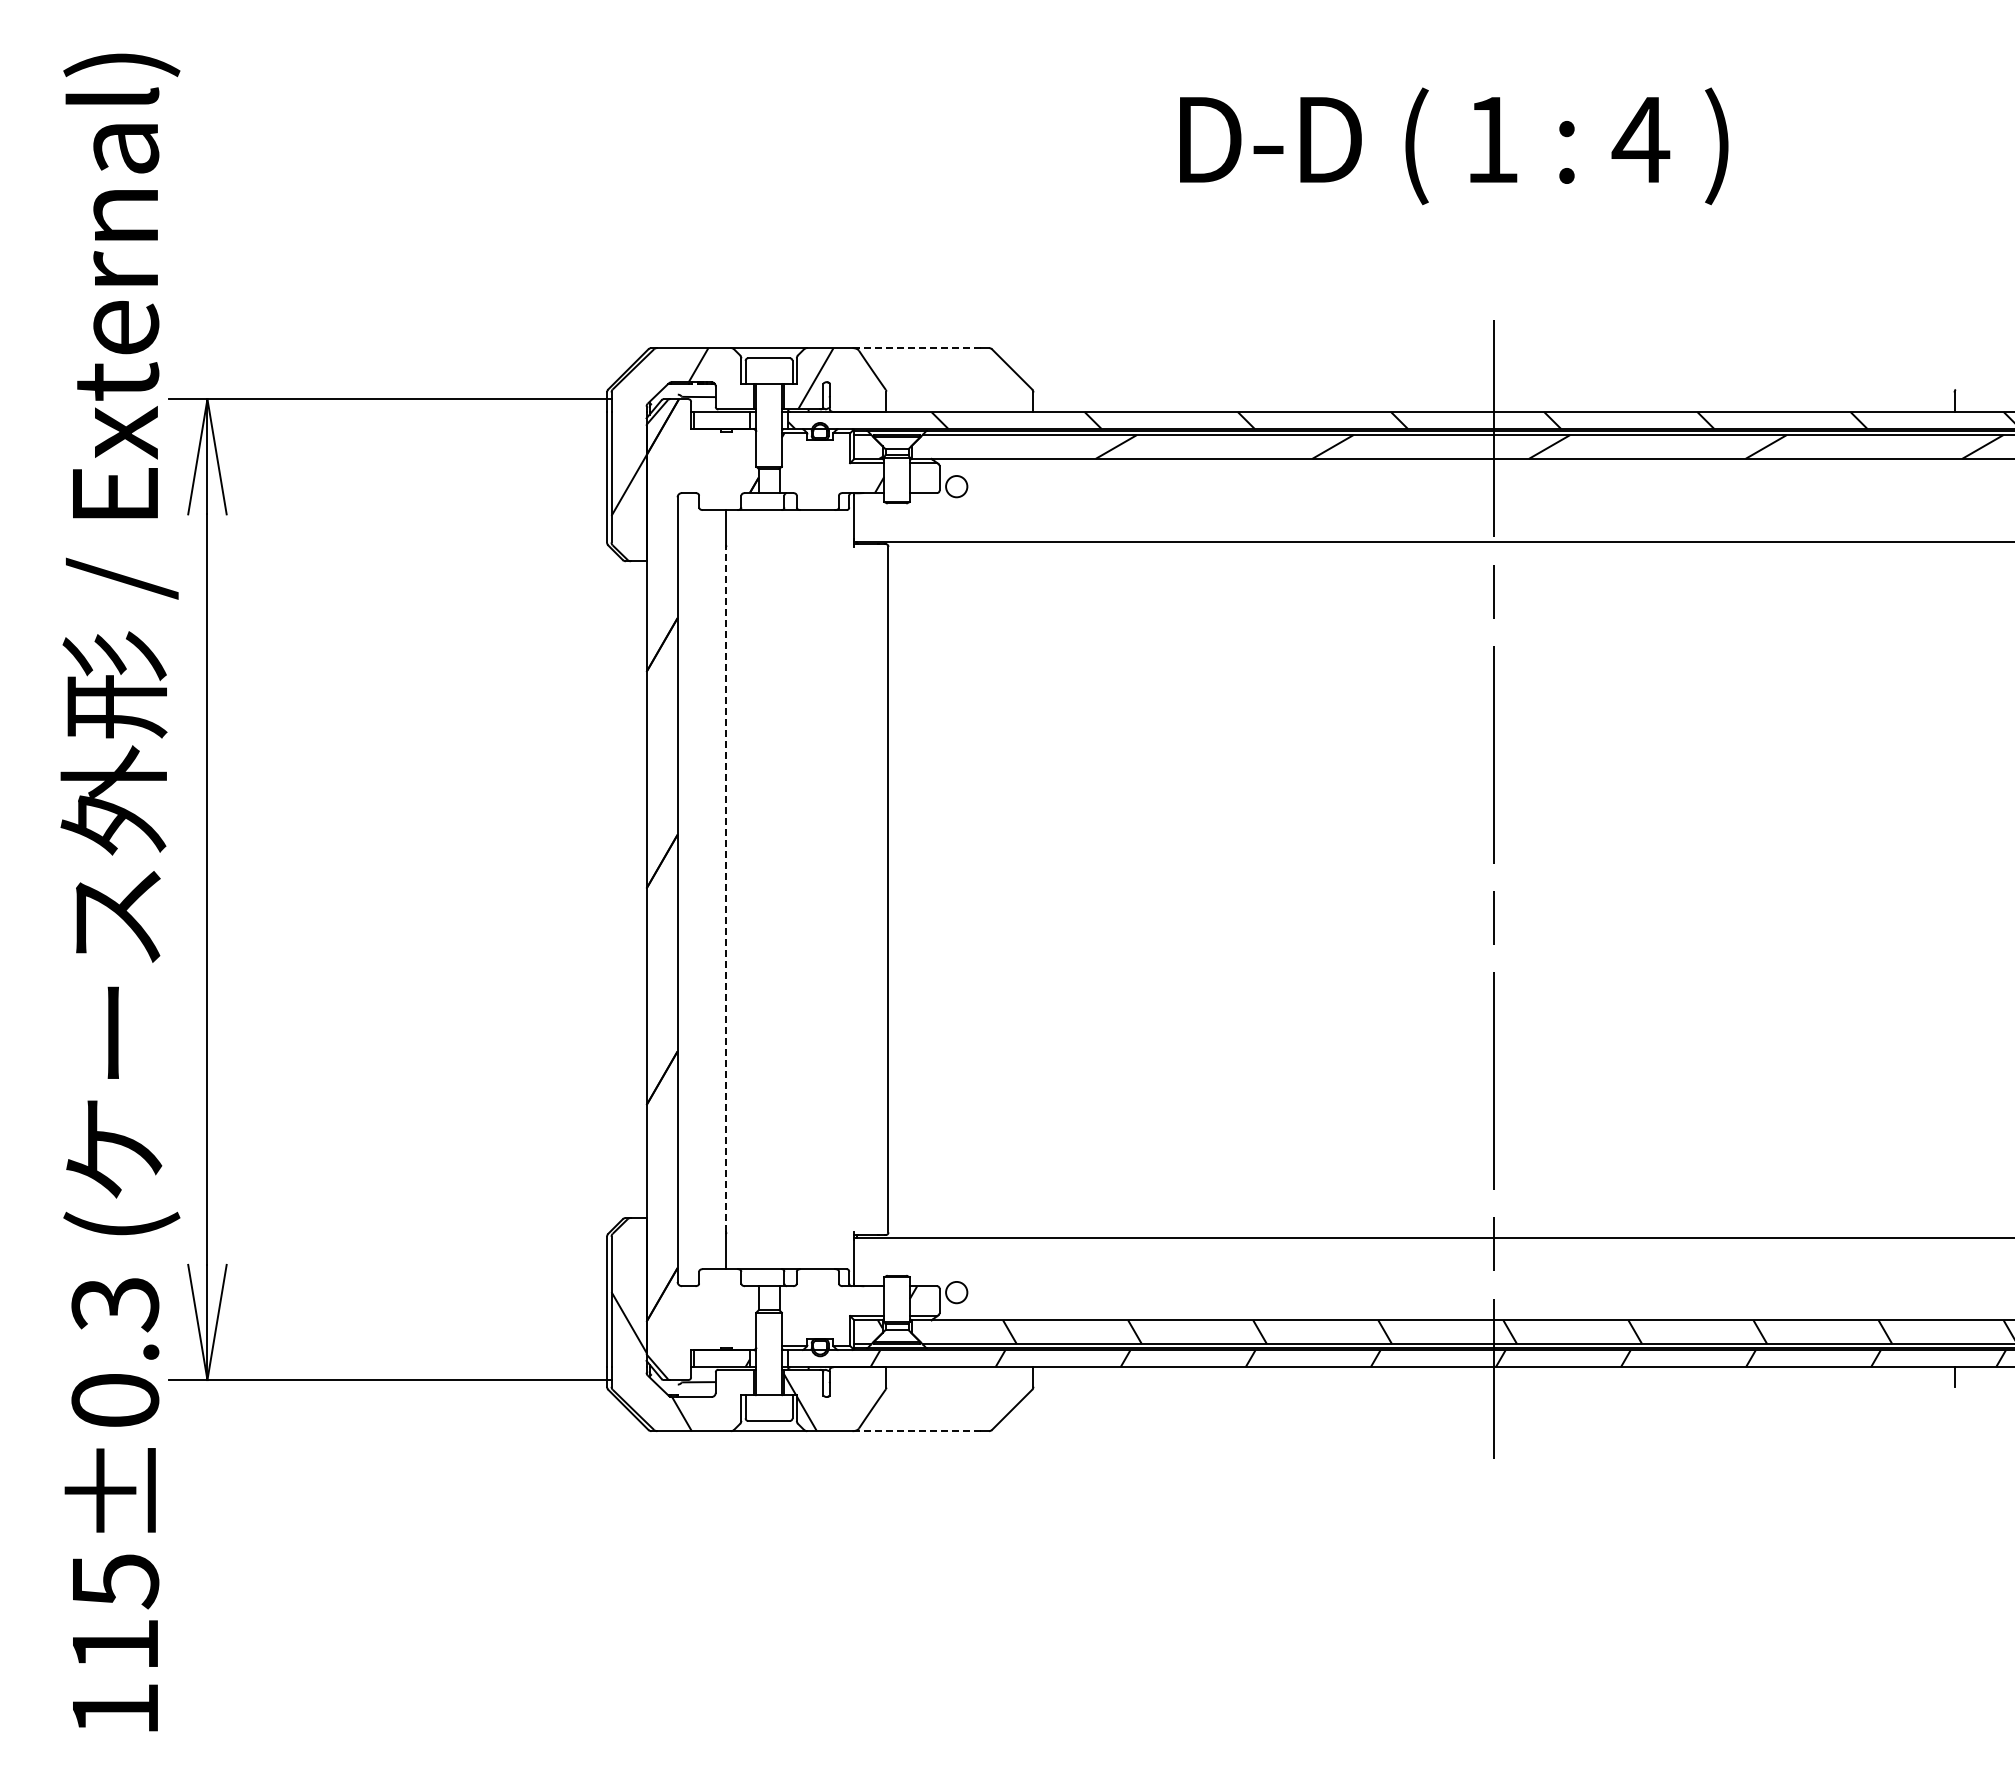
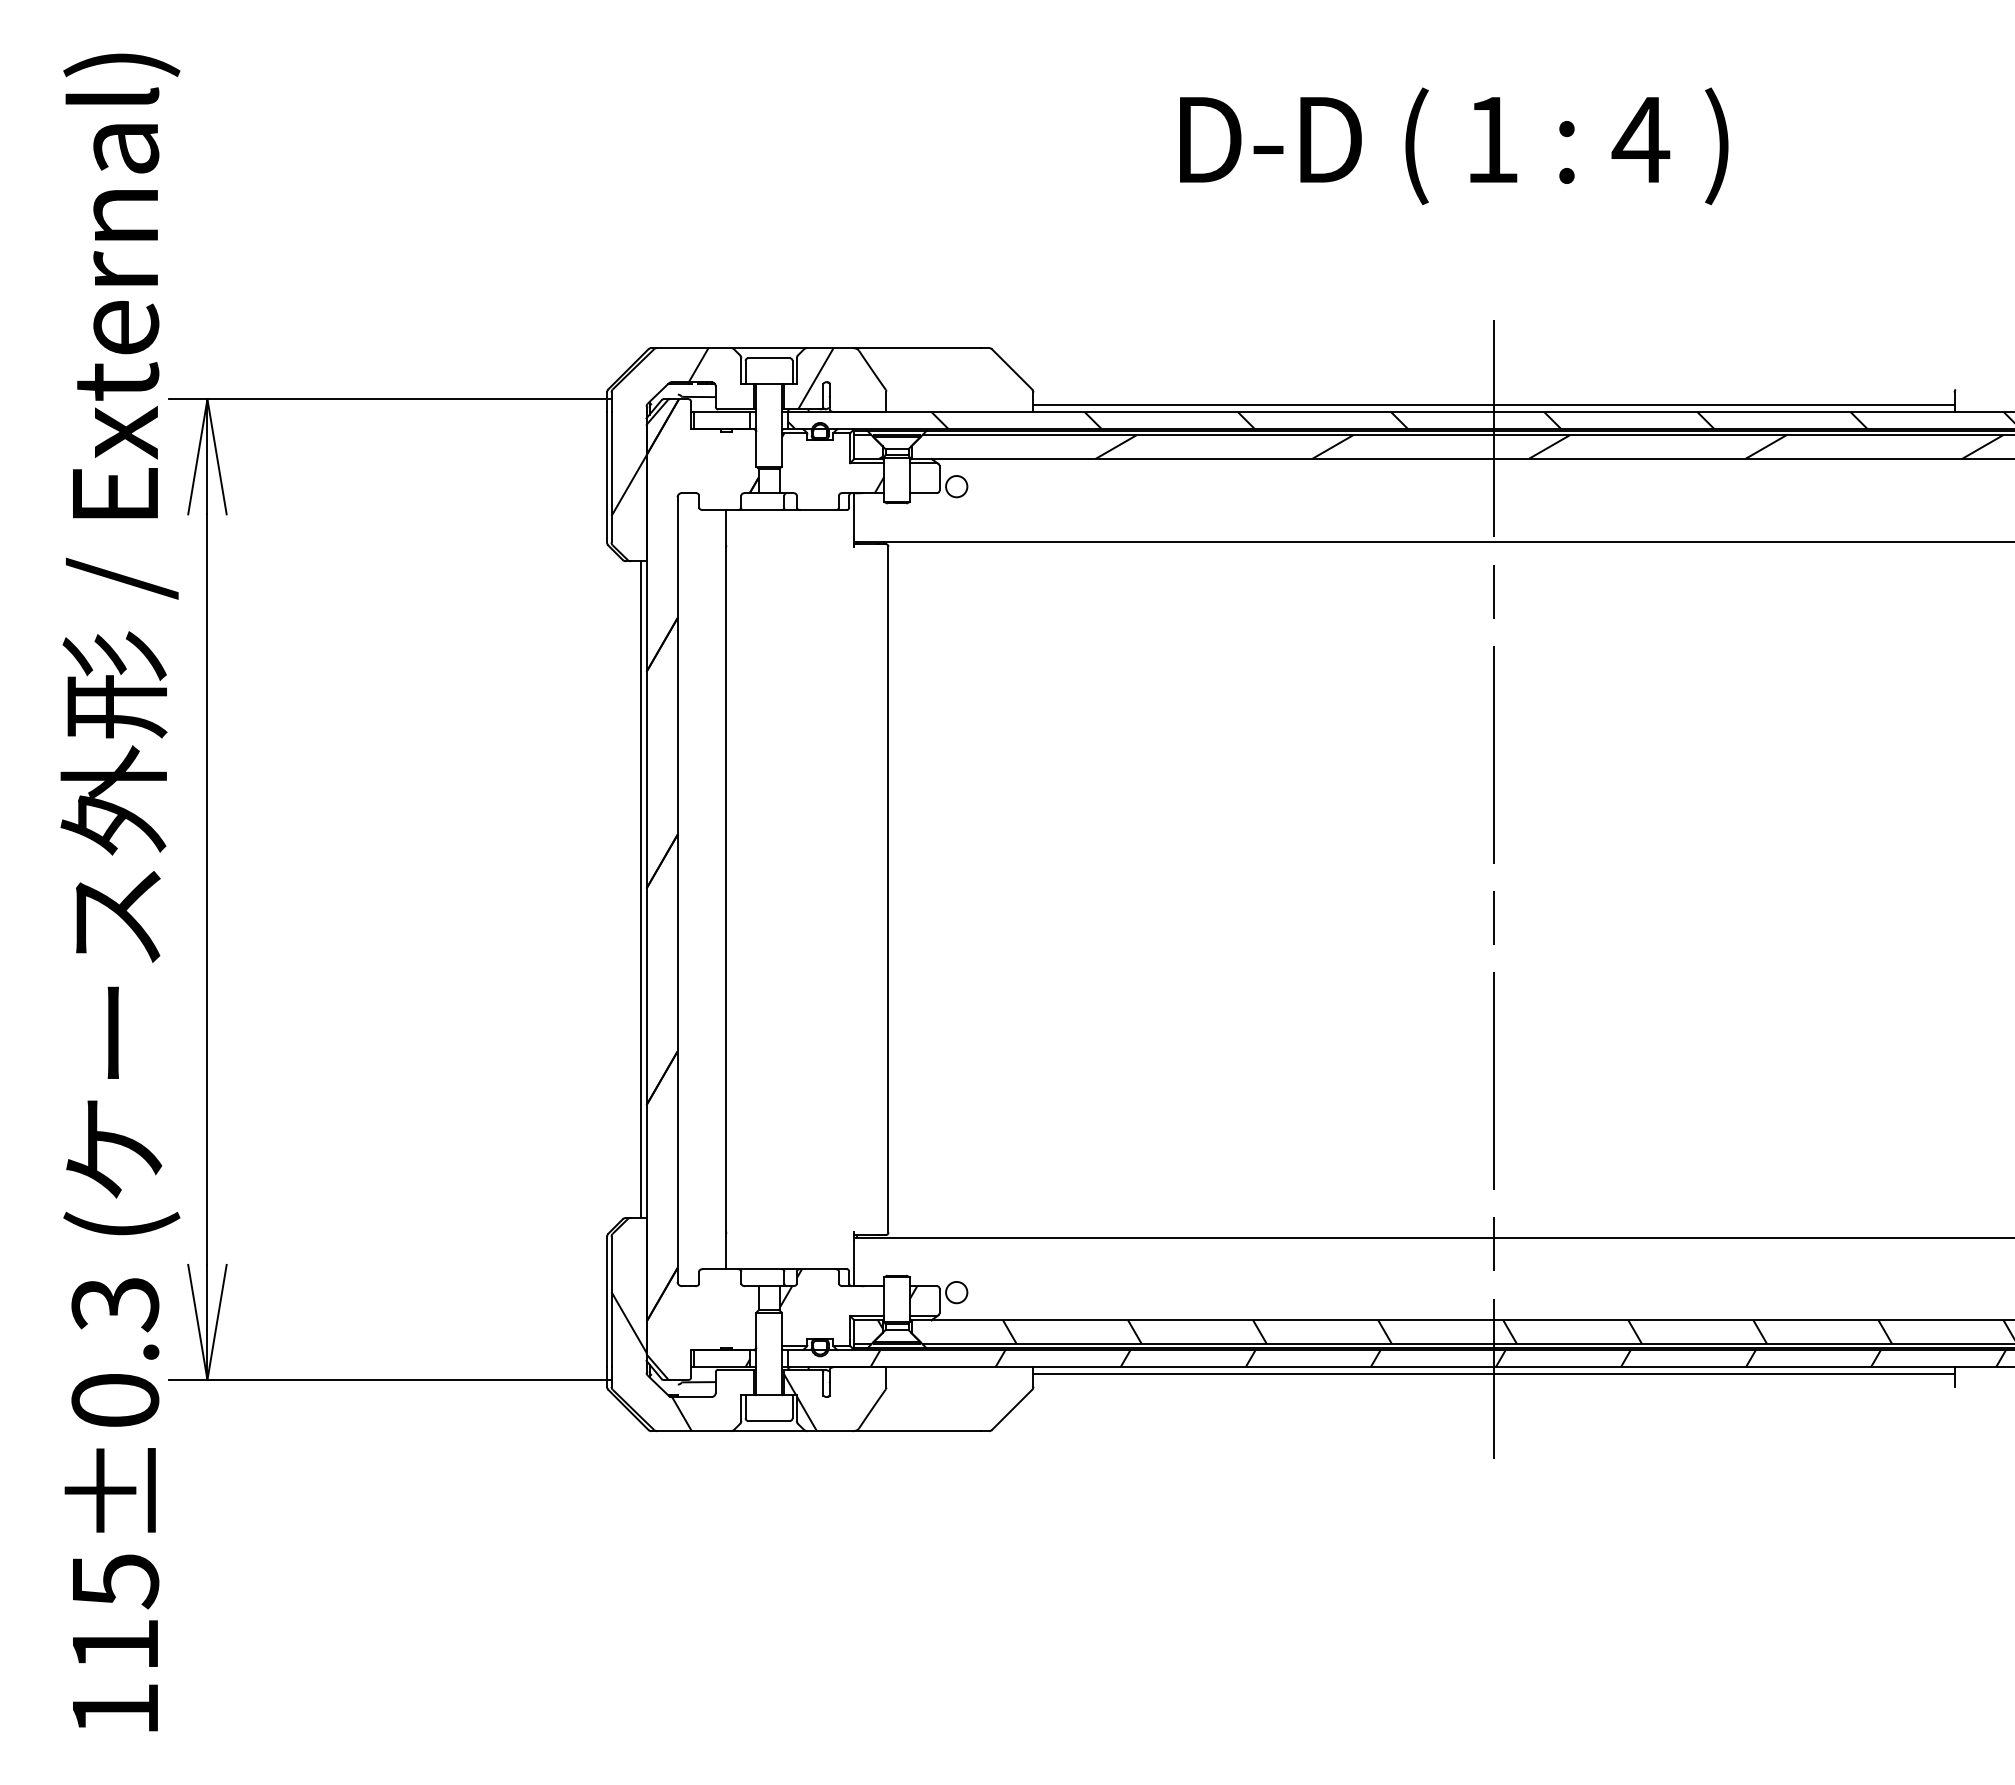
line: dashed -> solid (916, 348)
line: none -> present (1493, 405)
line: none -> present (641, 889)
line: dashed -> solid (726, 889)
hatch: none -> present (790, 1288)
line: none -> present (1493, 1374)
line: dashed -> solid (917, 1431)
